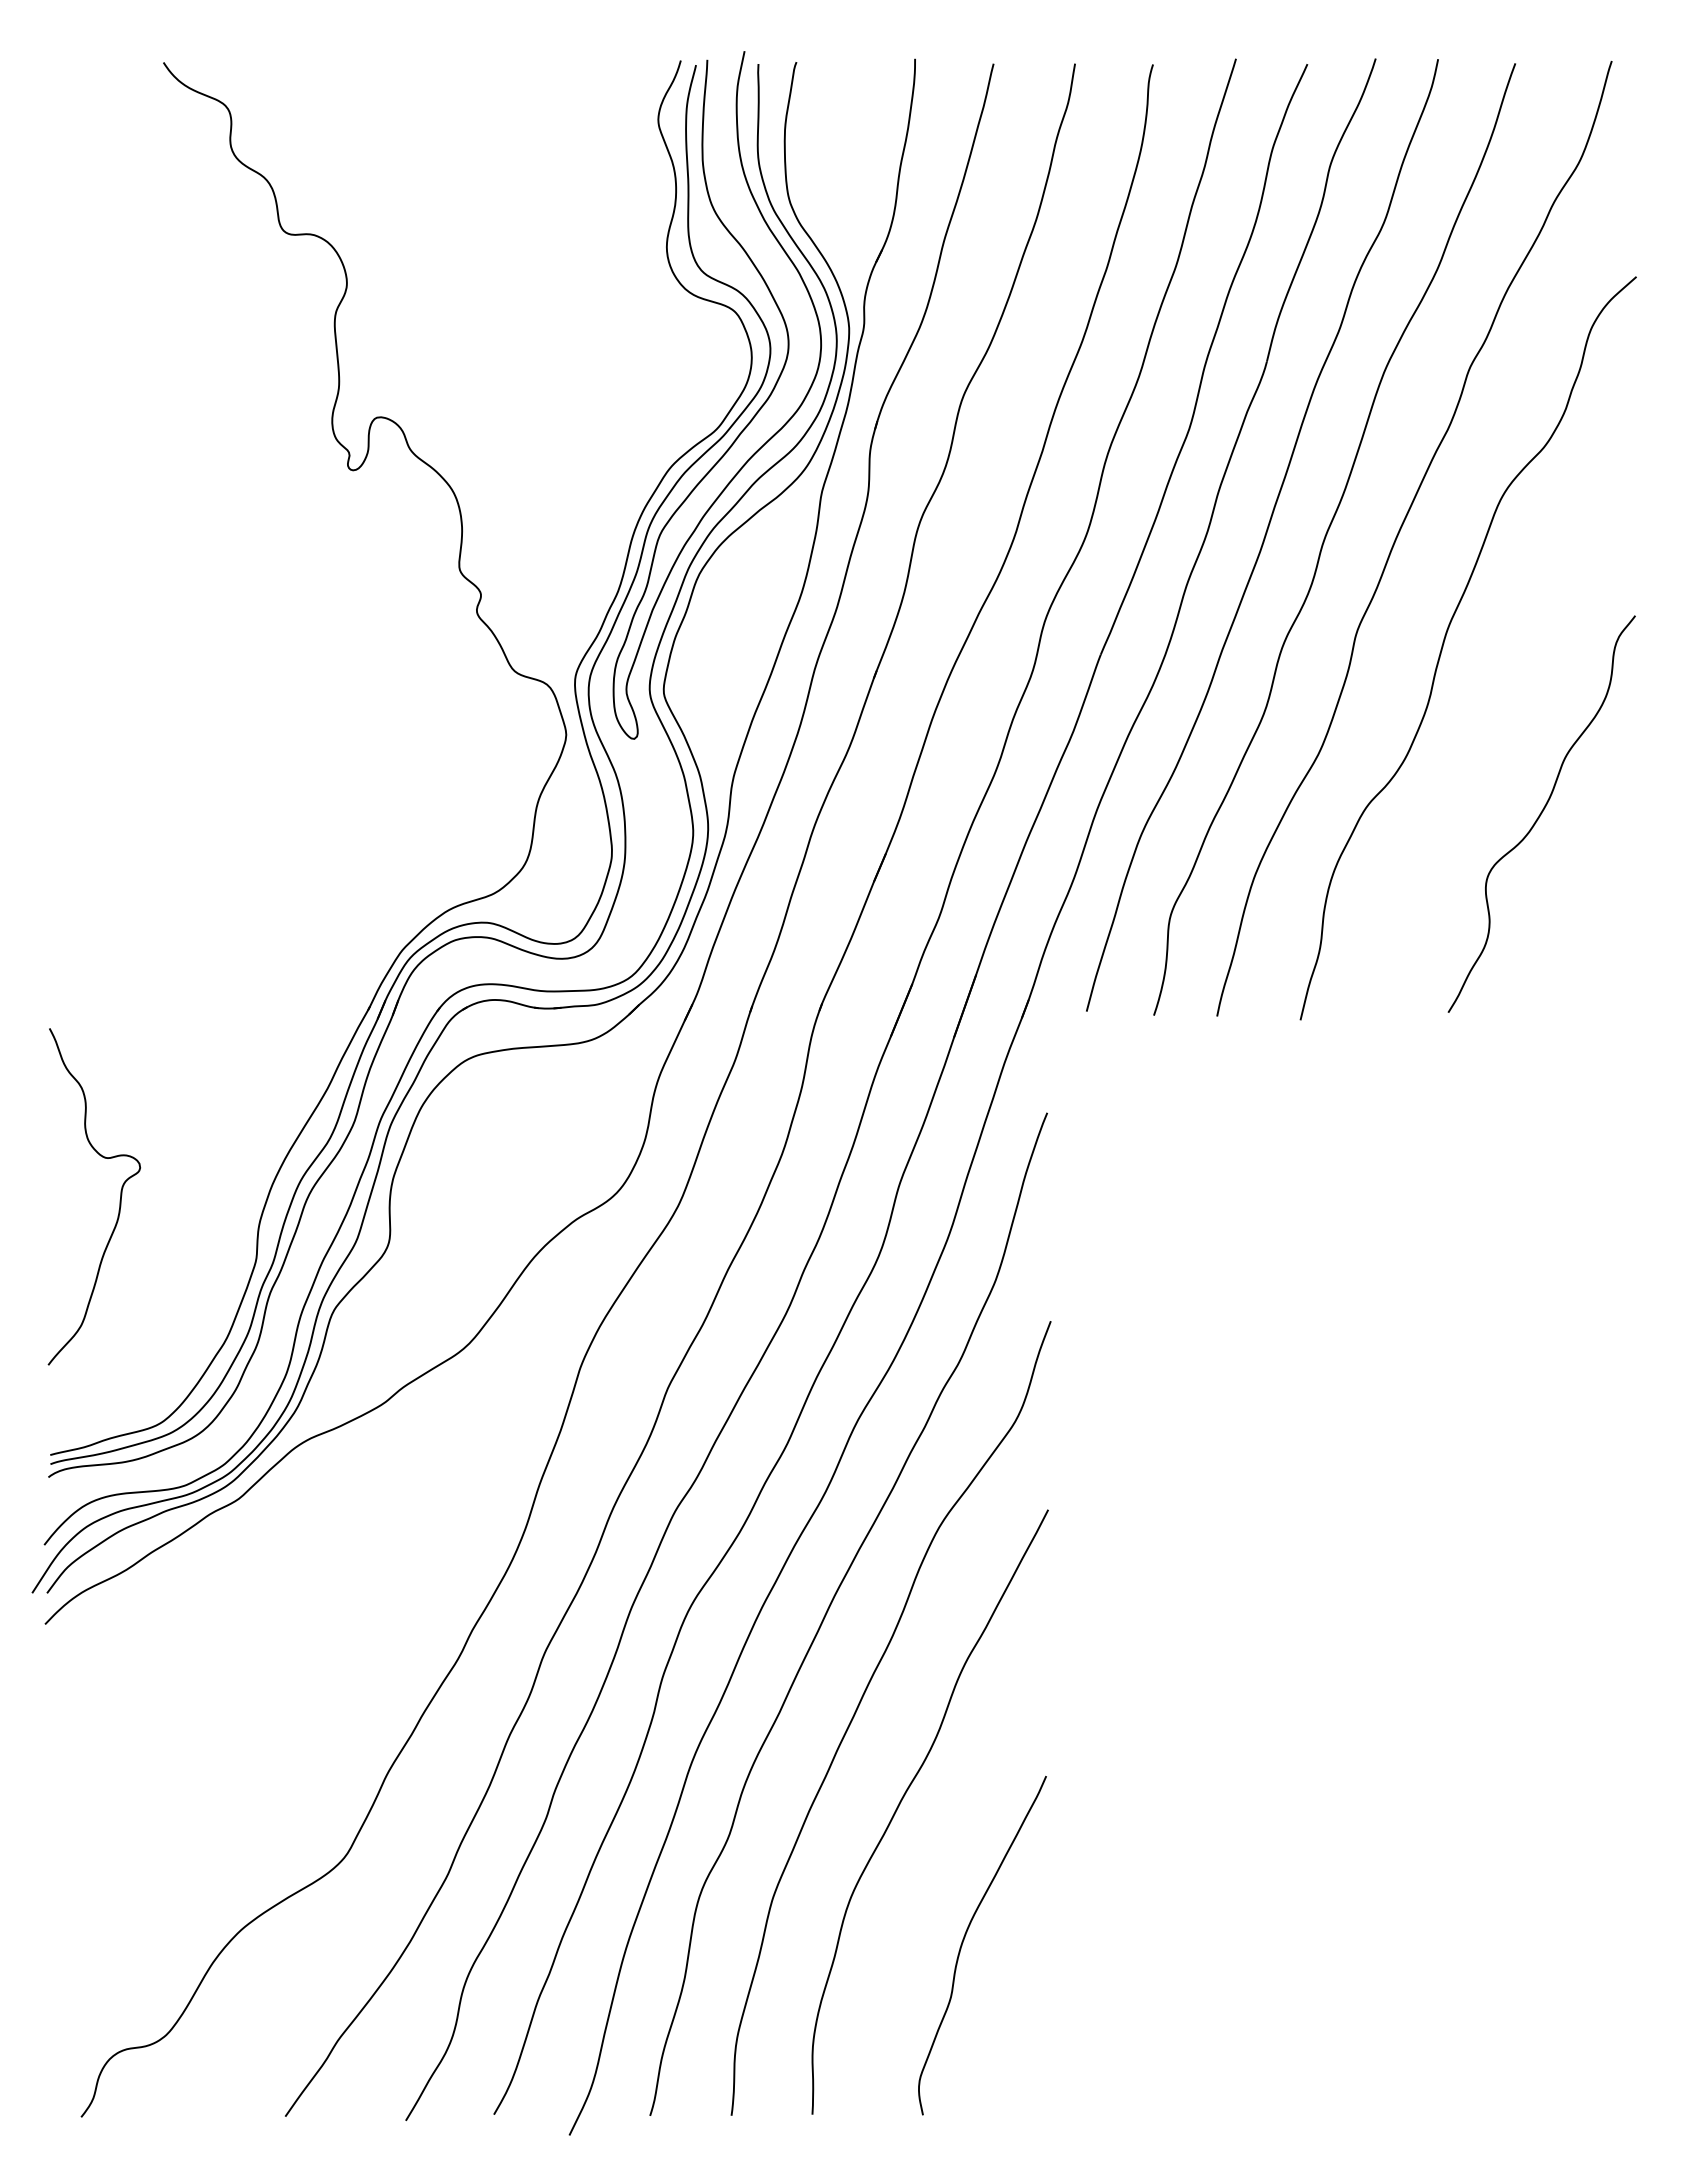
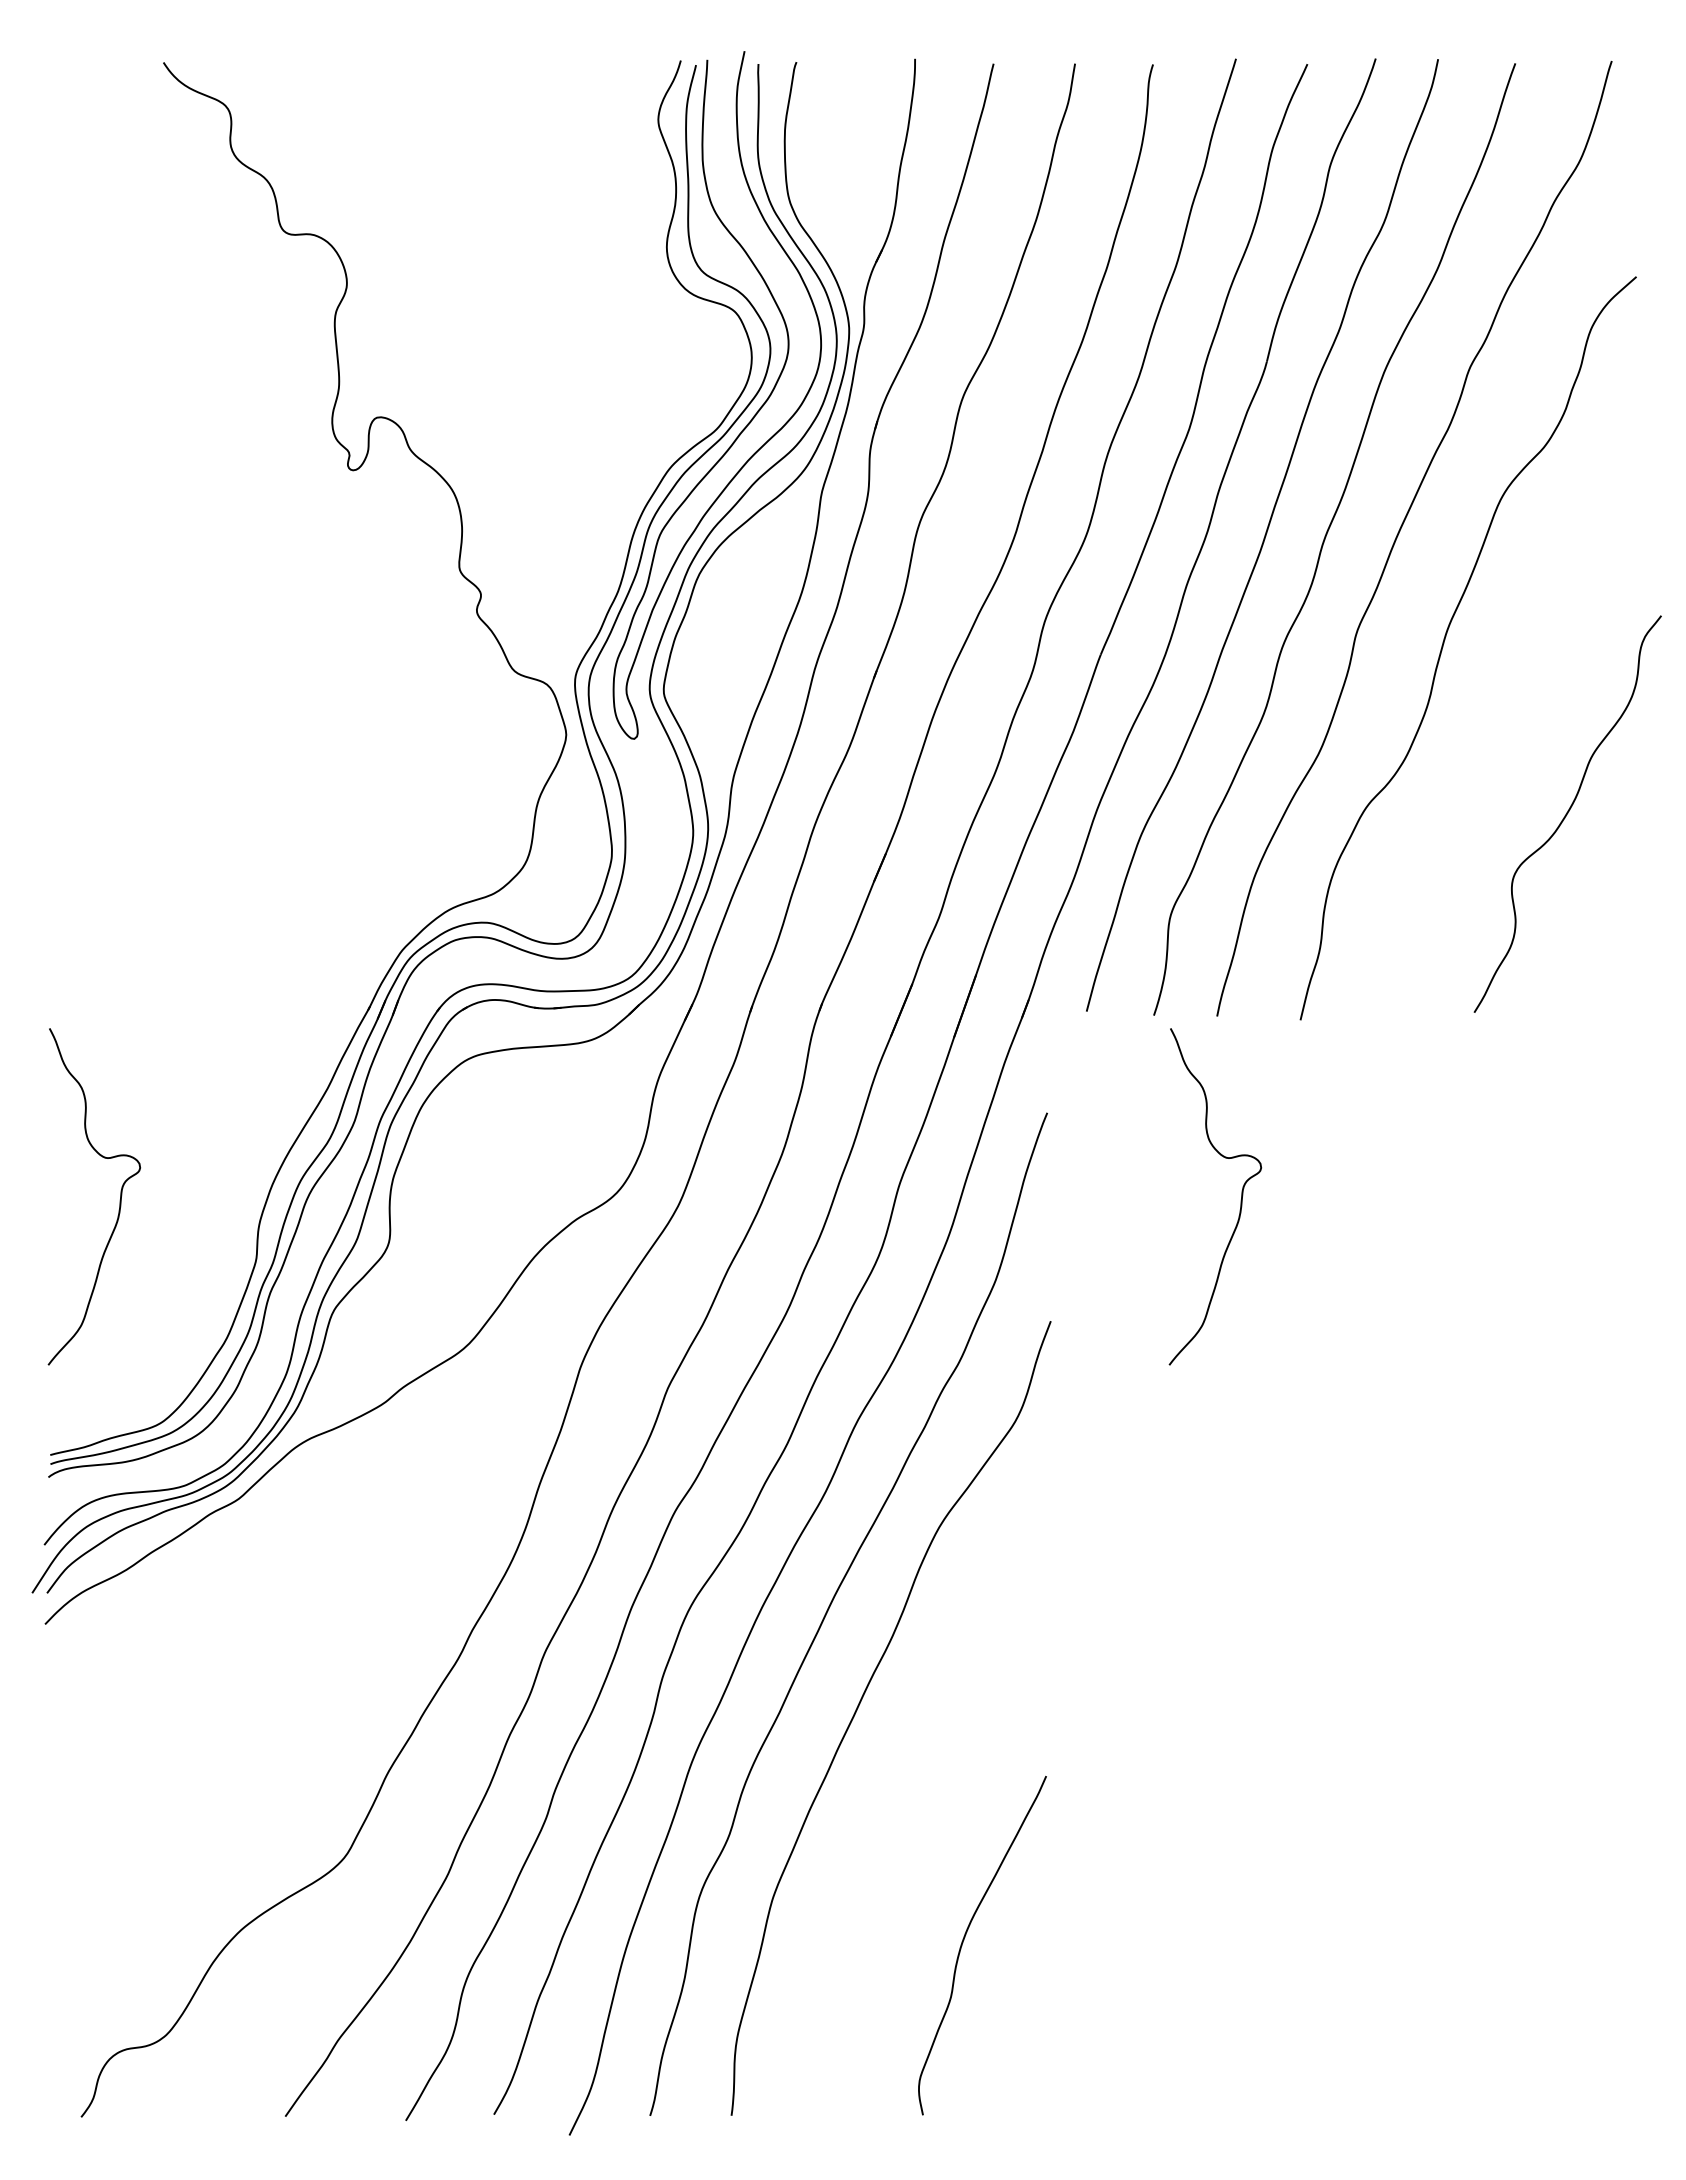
curve position: (1541, 813) -> (1567, 813) (1567, 813)
curve: none -> present (1240, 1200)
curve: present -> none (905, 1795)
